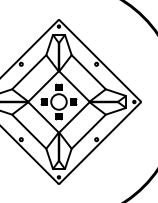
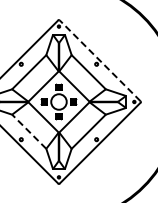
line: solid -> dashed (99, 60)
line: solid -> dashed (28, 131)
